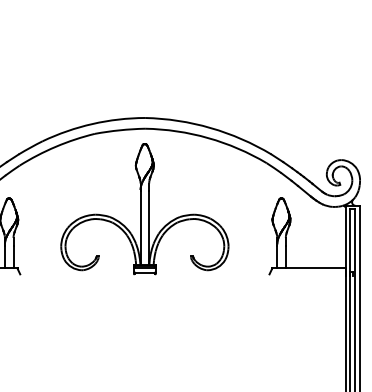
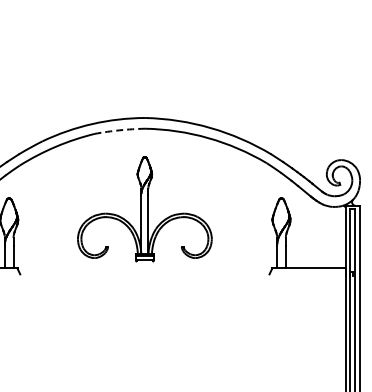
arc: solid -> dashed (119, 130)
part size: 170x133 px -> 136x107 px (144, 209)
